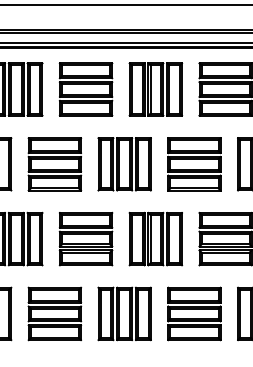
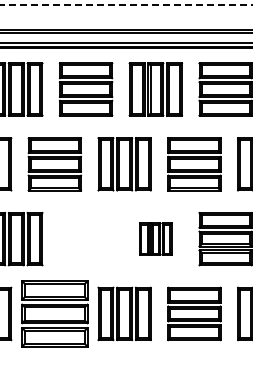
line: solid -> dashed (126, 5)
part: present -> none (85, 238)
part size: 56x56 px -> 34x34 px (155, 238)
part size: 56x56 px -> 68x68 px (54, 313)
